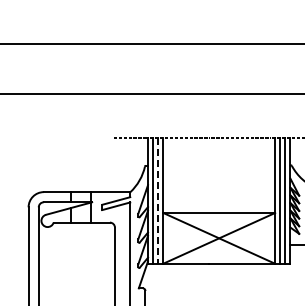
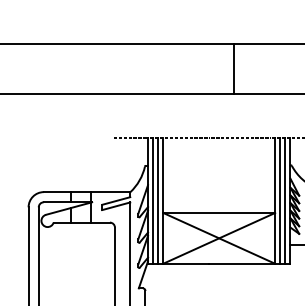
line: none -> present (234, 68)
line: dashed -> solid (158, 200)
